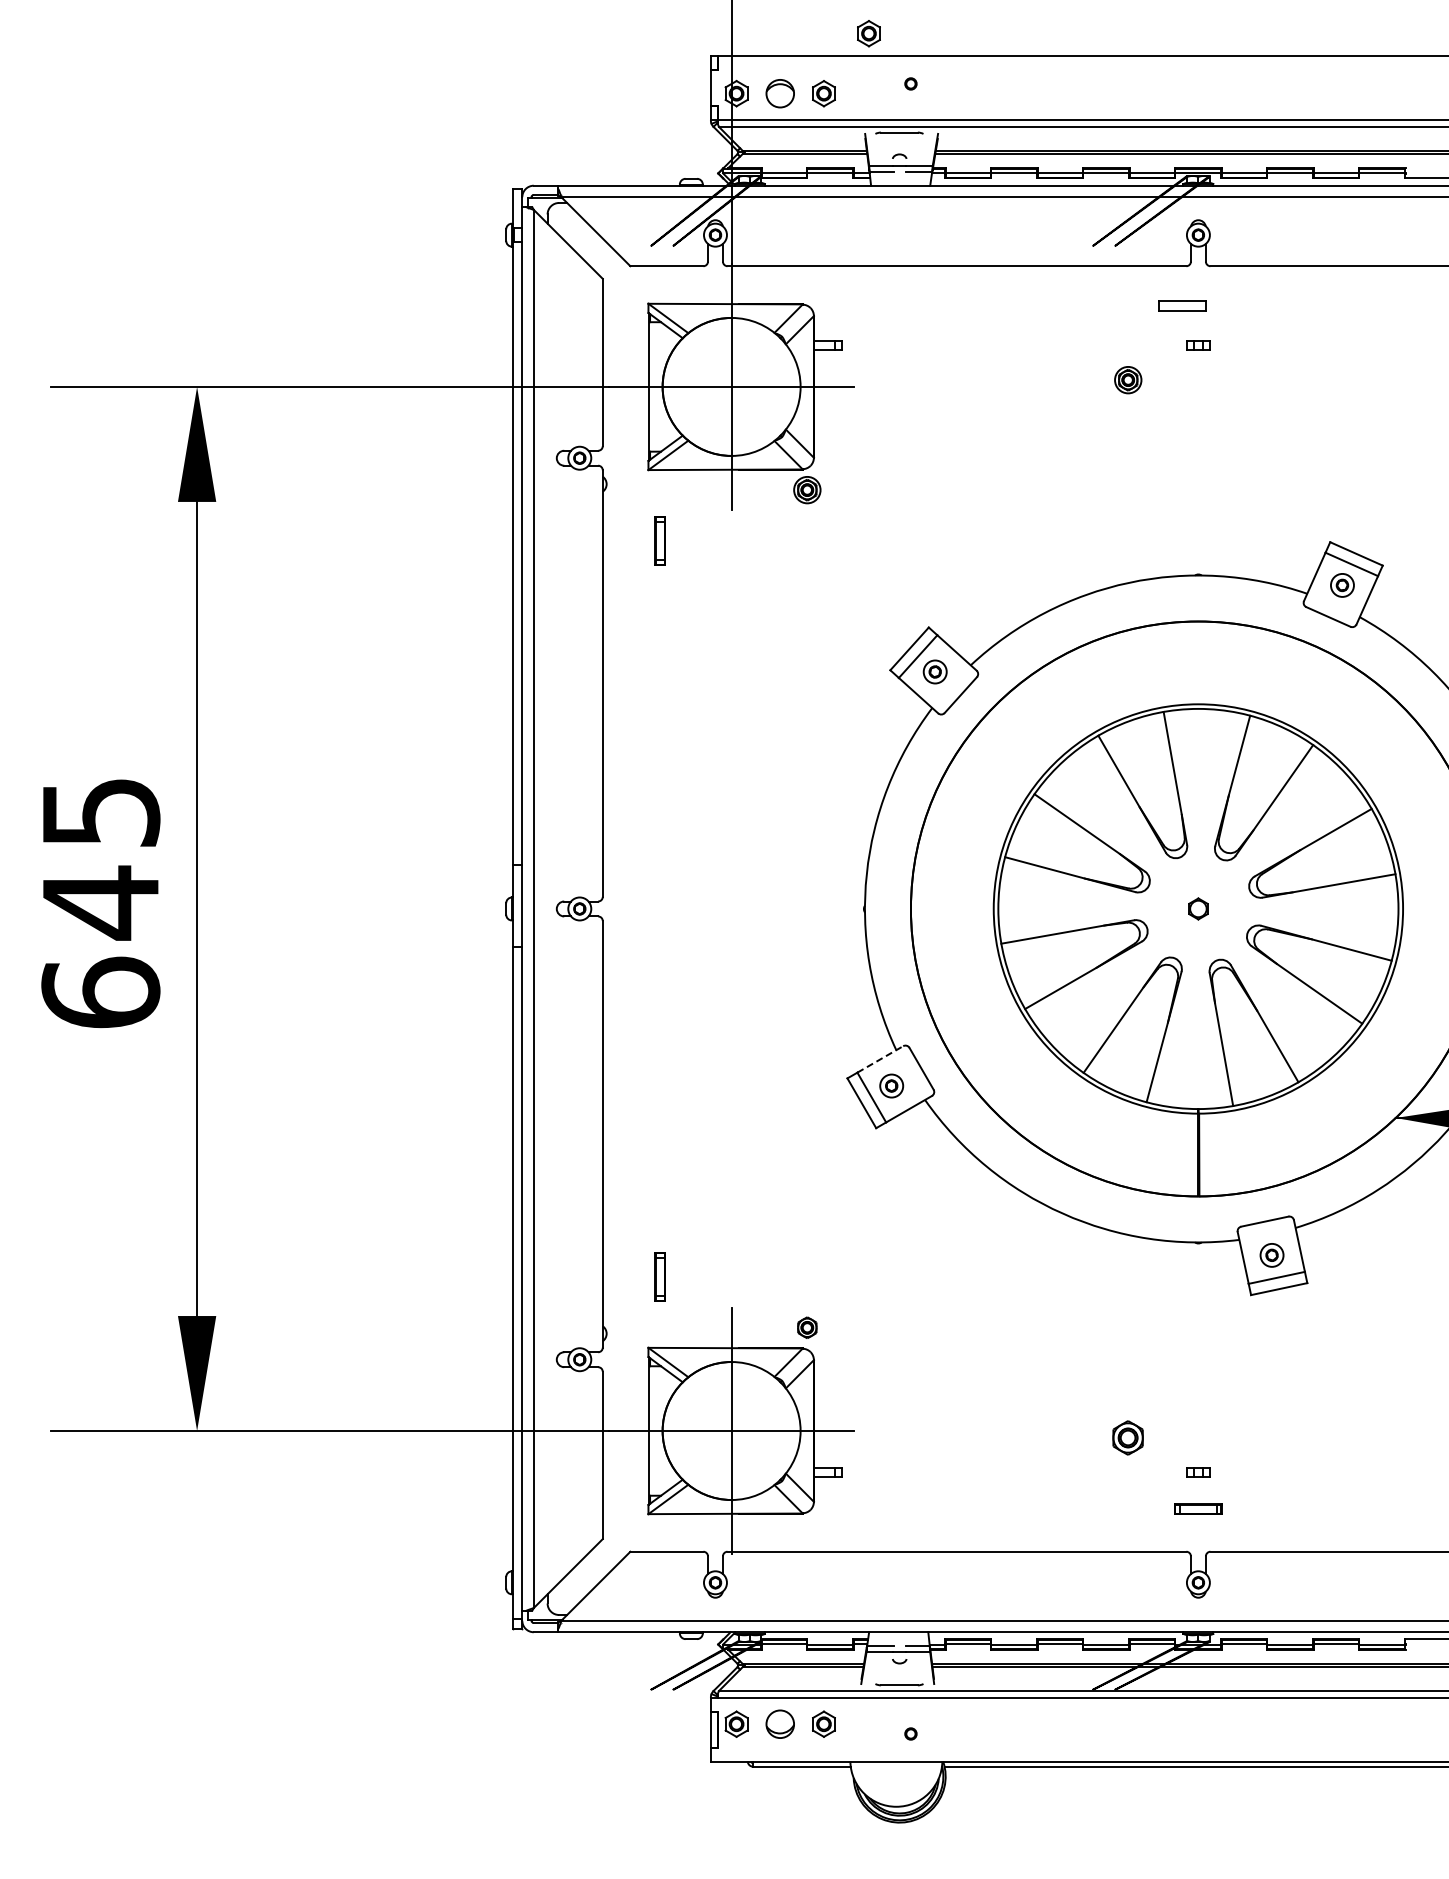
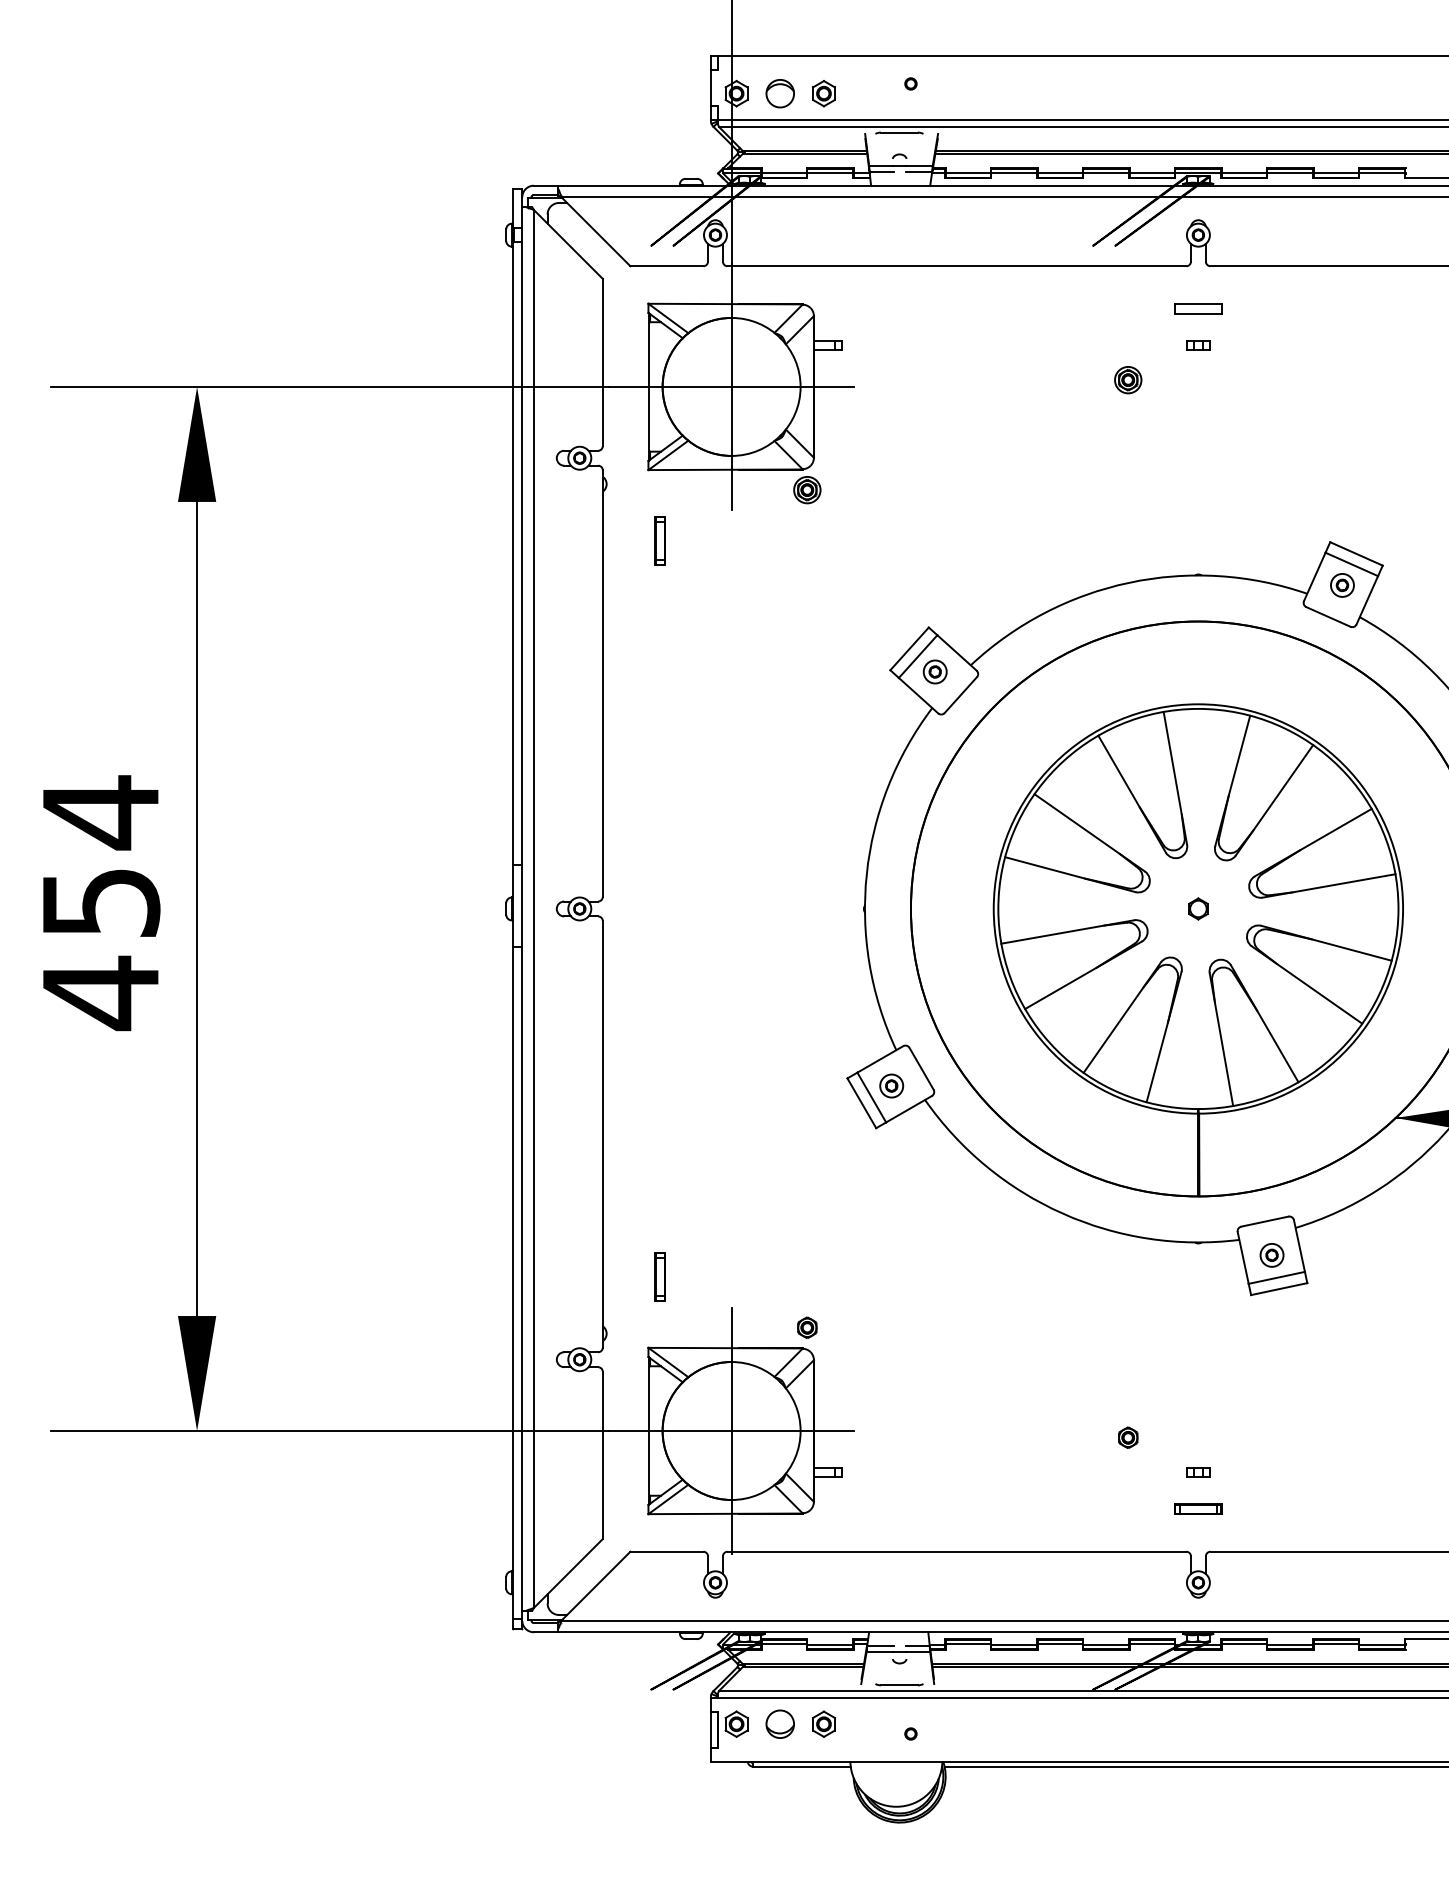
part: present -> none (868, 33)
part position: (1182, 305) -> (1198, 308) (1198, 308)
text: 645 -> 454 (100, 903)
line: dashed -> solid (880, 1059)
part size: 32x36 px -> 21x23 px (1128, 1437)
